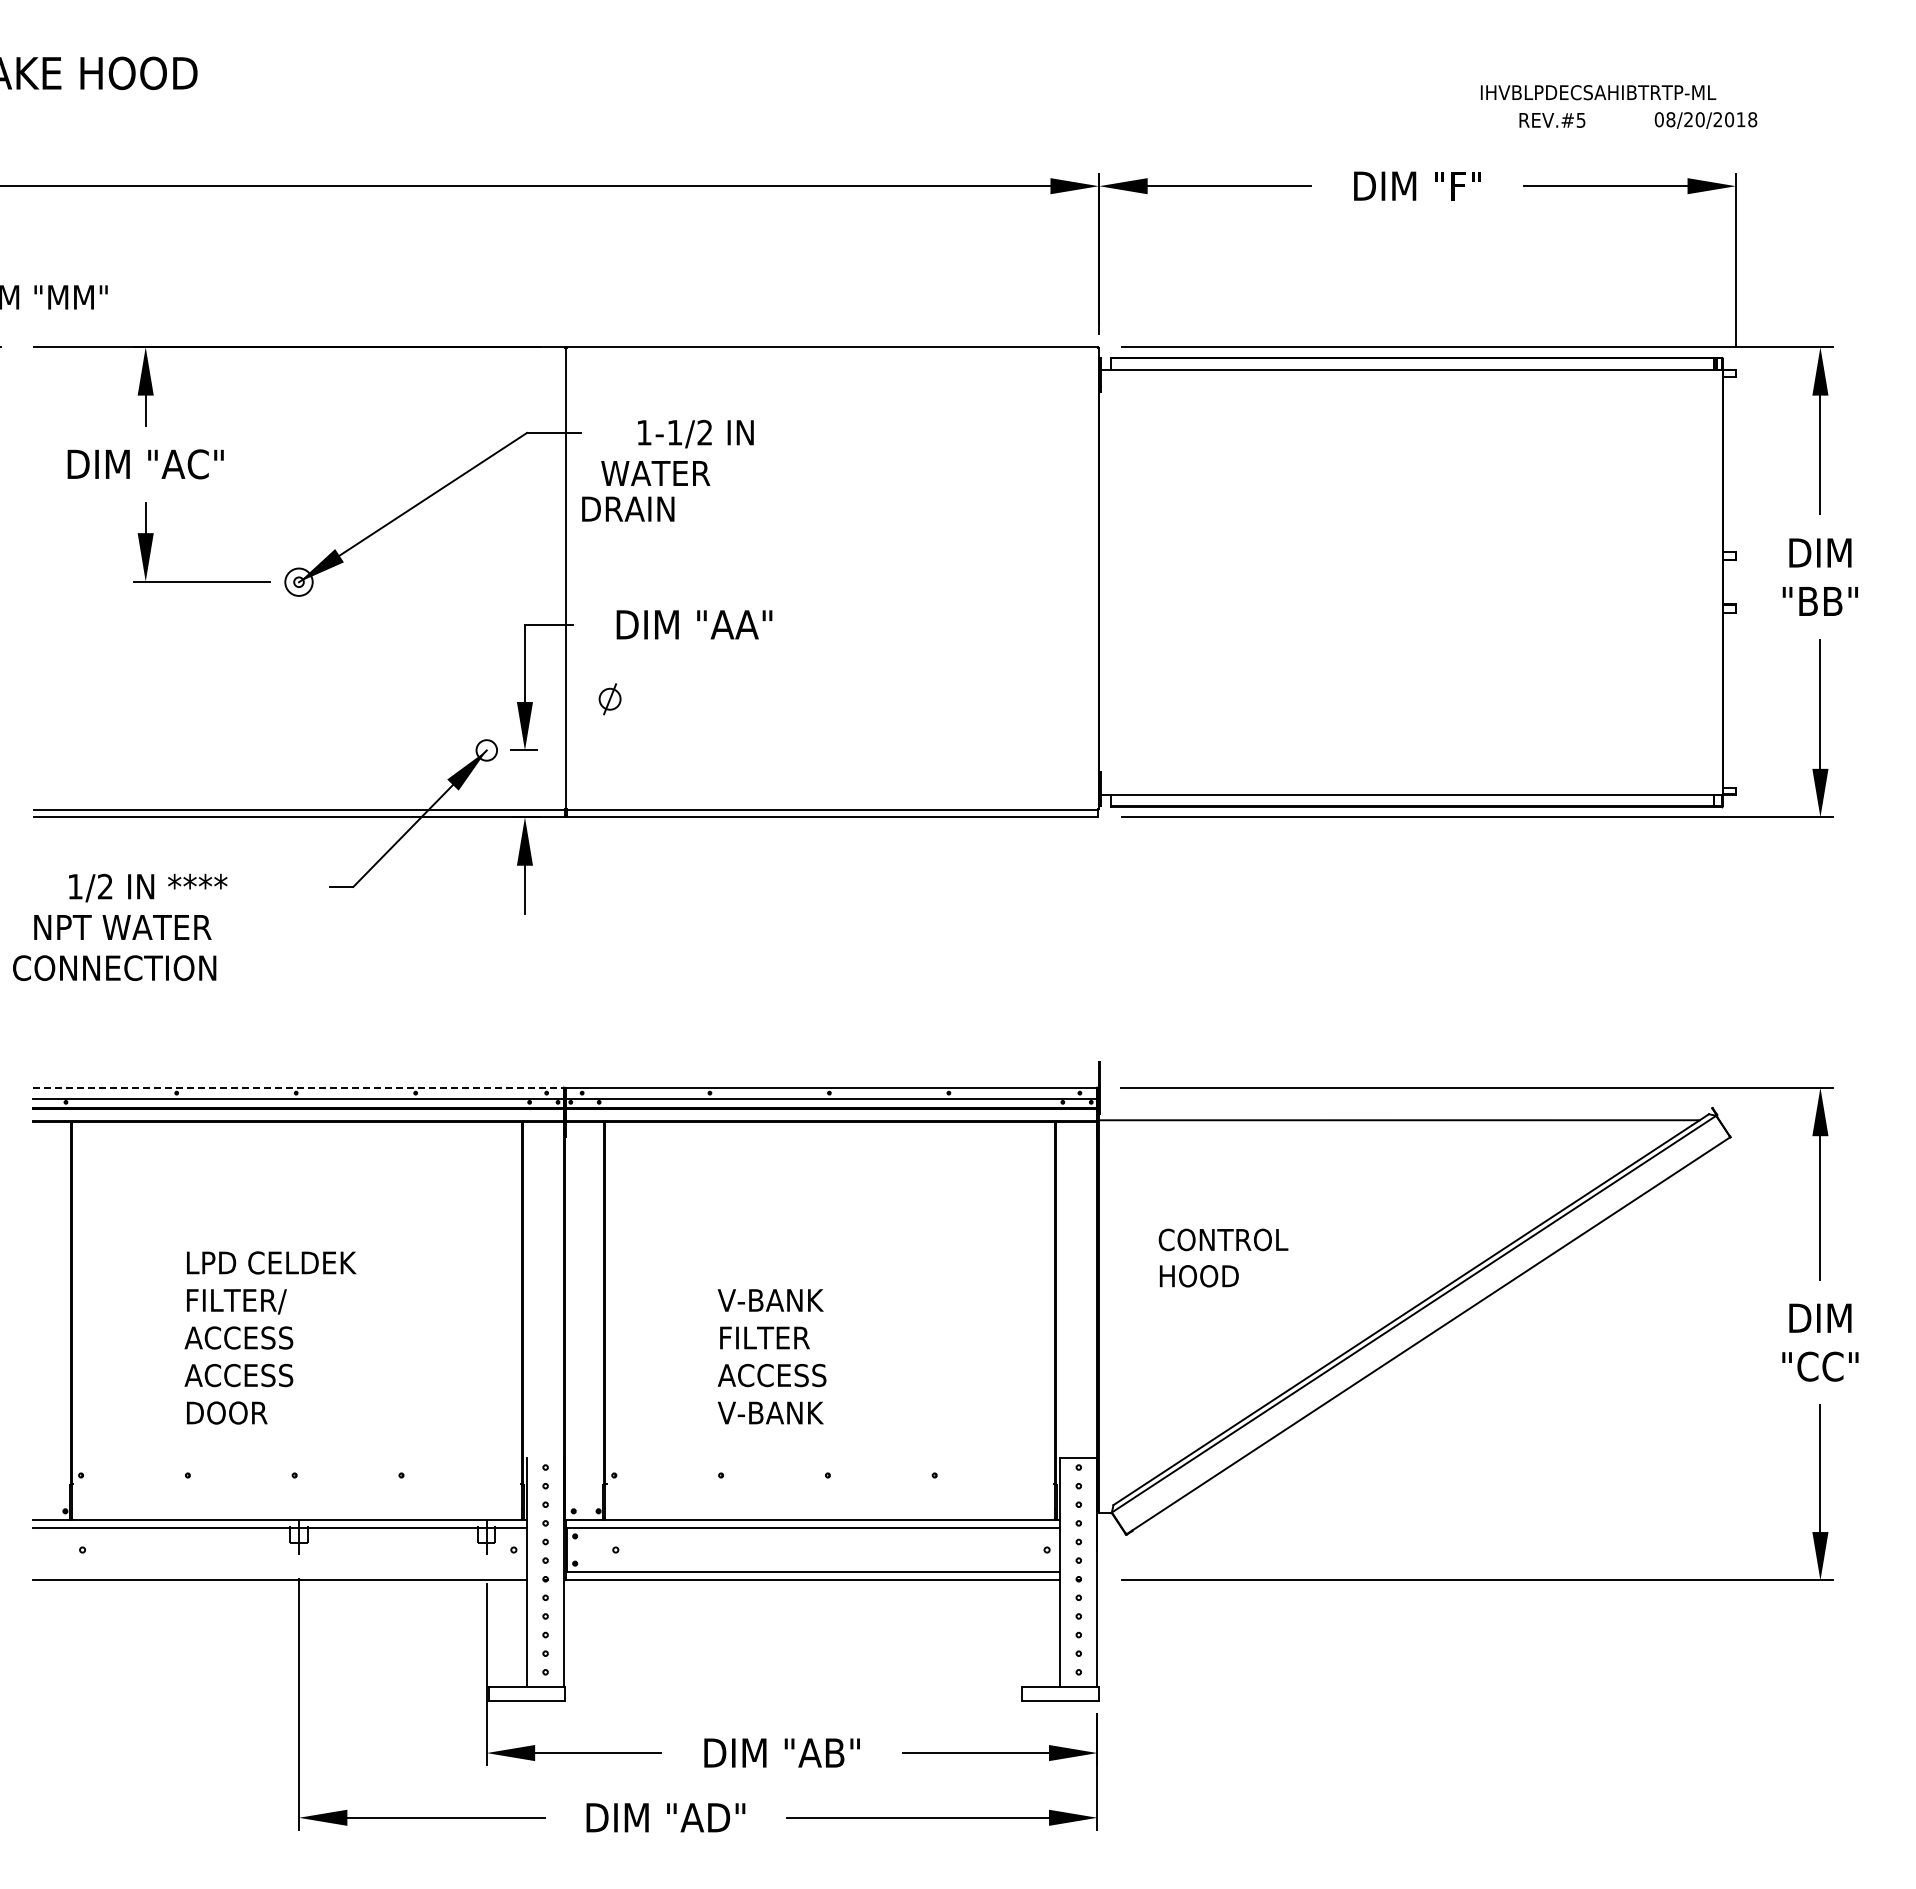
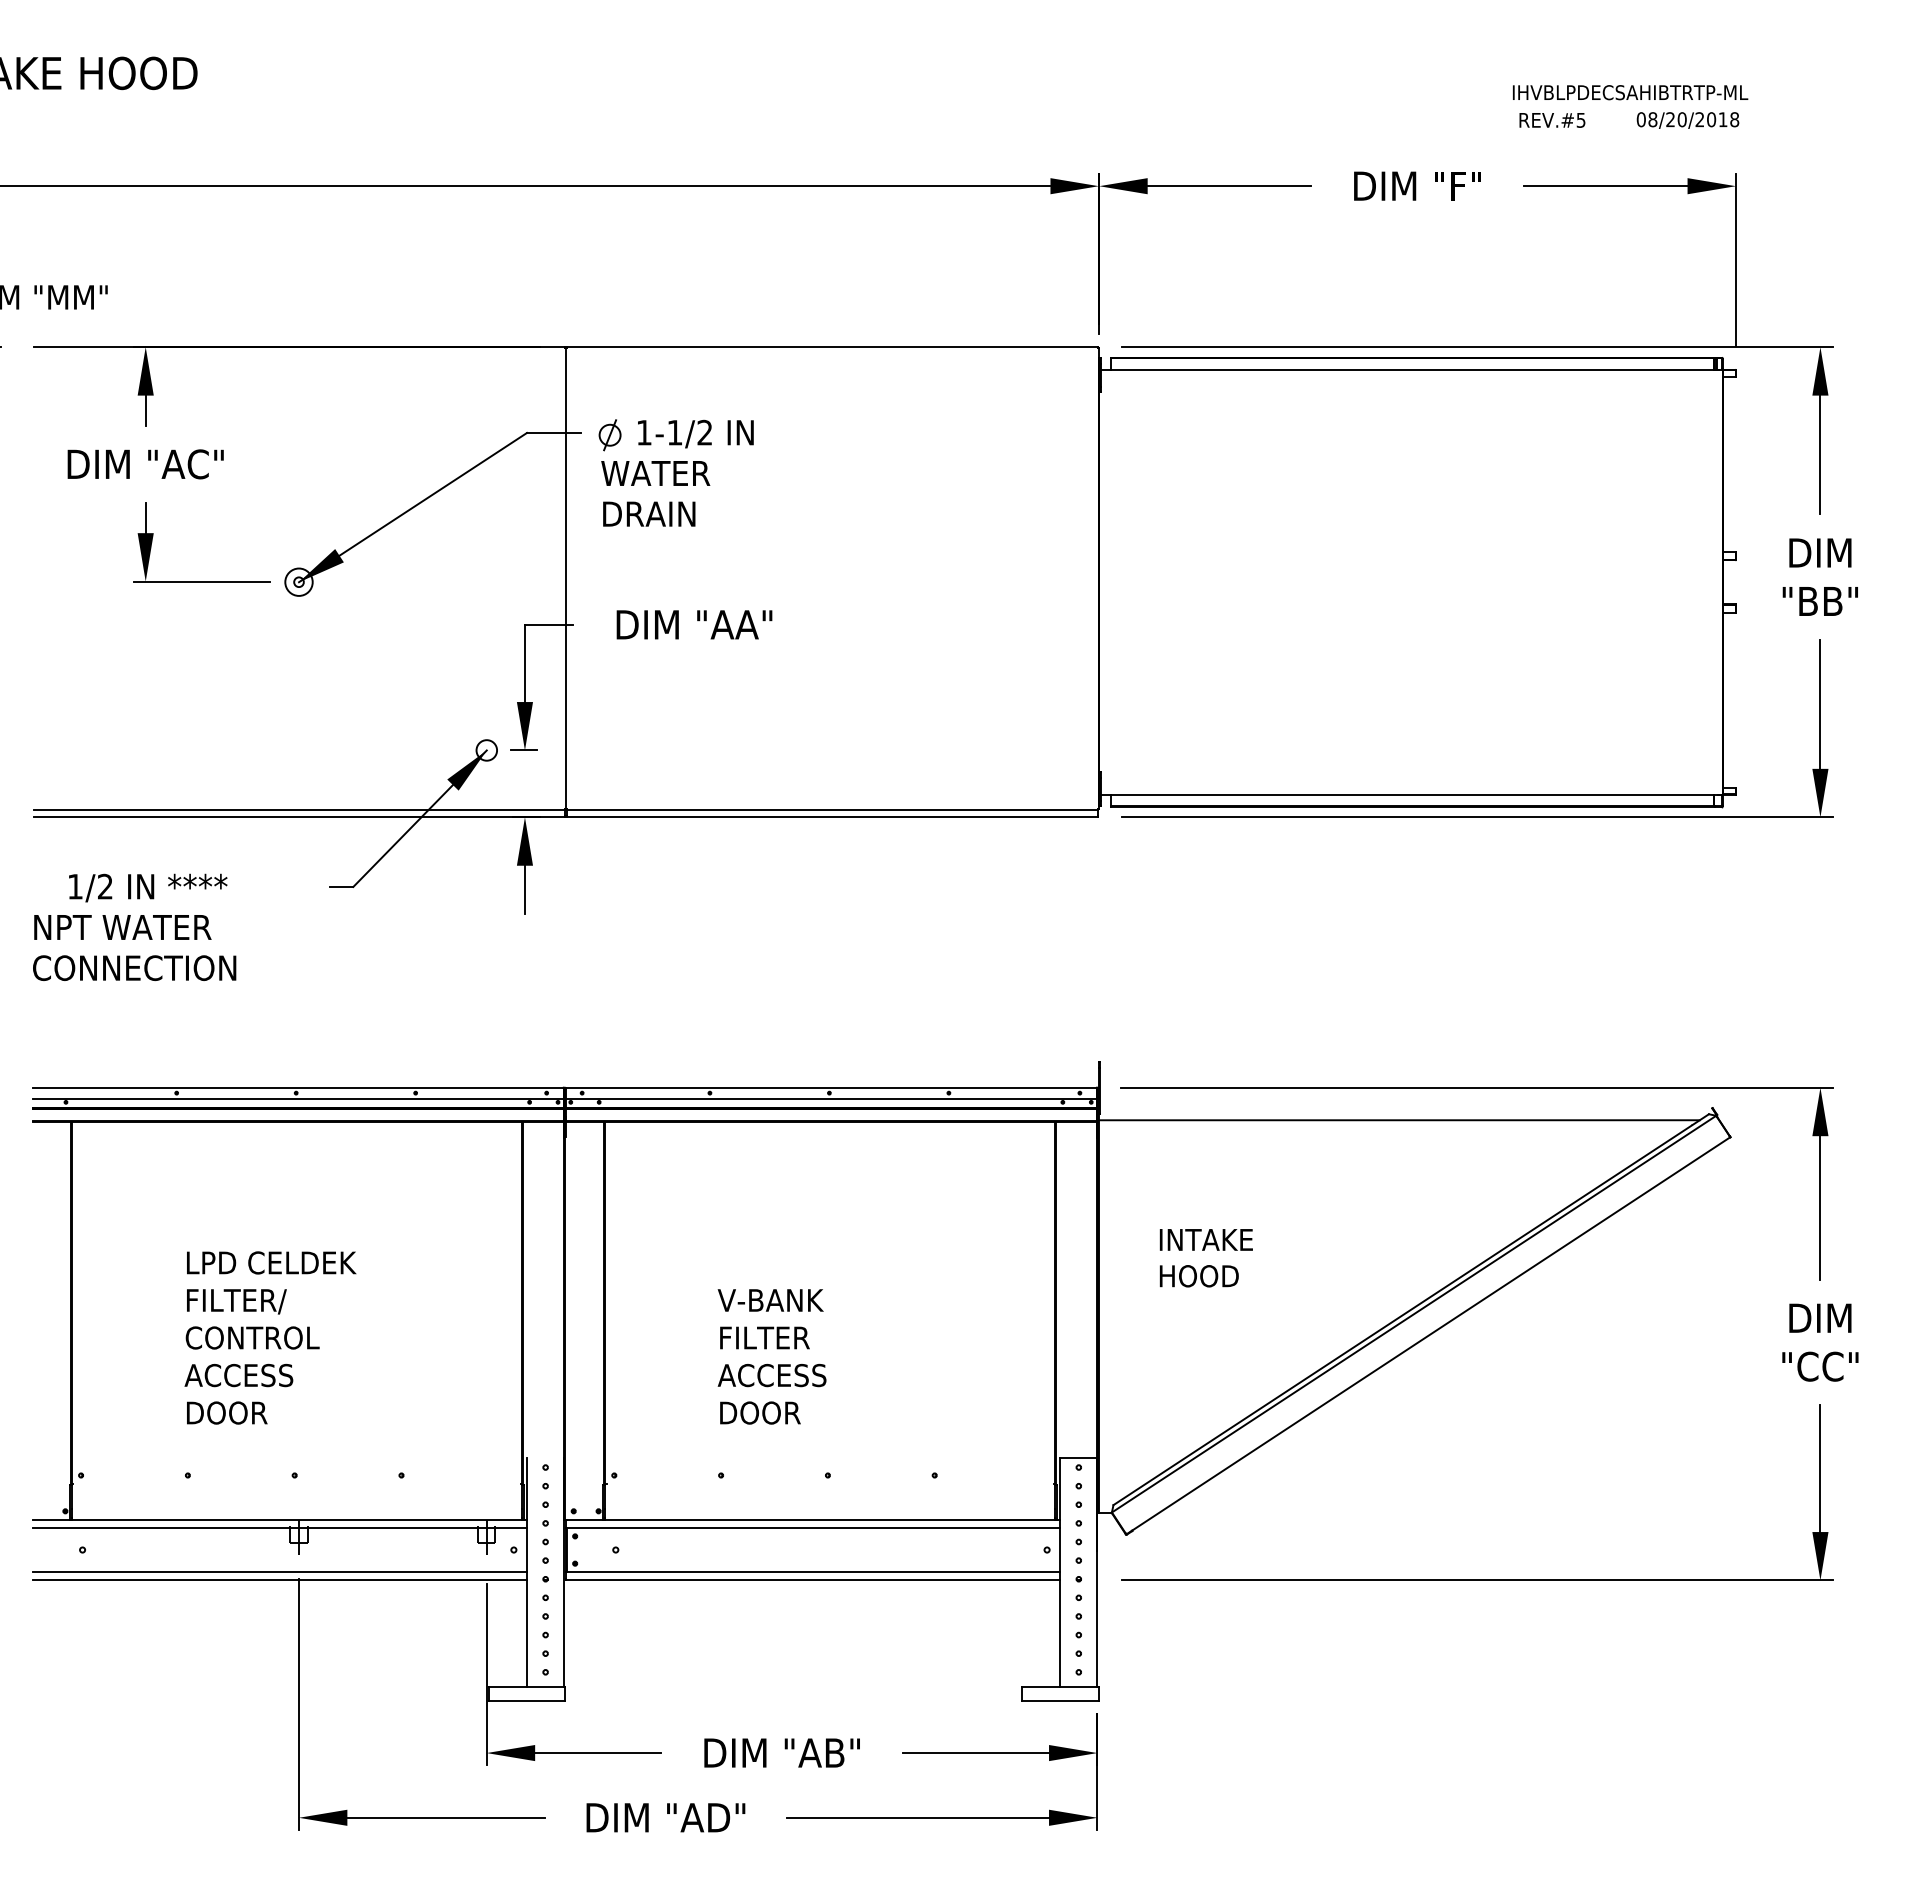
text position: (1598, 92) -> (1630, 92) (1630, 92)
text position: (1705, 120) -> (1687, 120) (1687, 120)
text position: (628, 508) -> (649, 513) (649, 513)
part position: (609, 699) -> (609, 435) (609, 435)
text position: (114, 967) -> (134, 967) (134, 967)
line: dashed -> solid (298, 1087)
text: CONTROL -> INTAKE (1223, 1239)
text: ACCESS -> CONTROL (251, 1337)
text: V-BANK -> DOOR (770, 1412)
line: none -> present (279, 1572)
